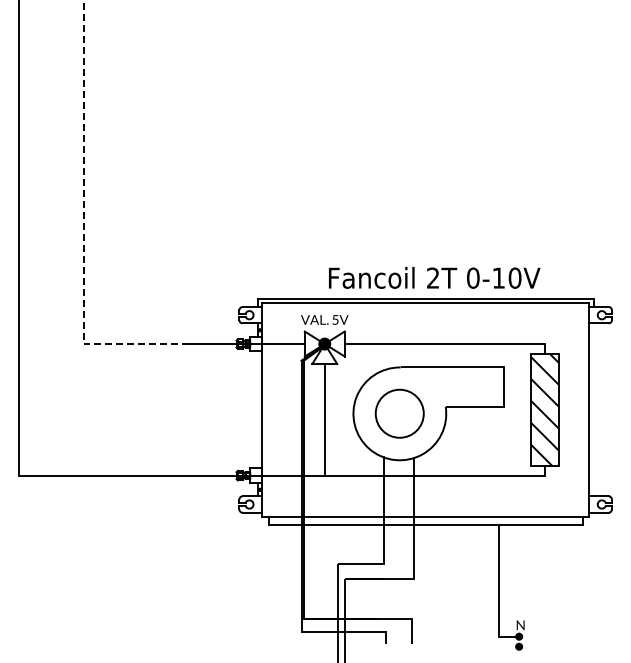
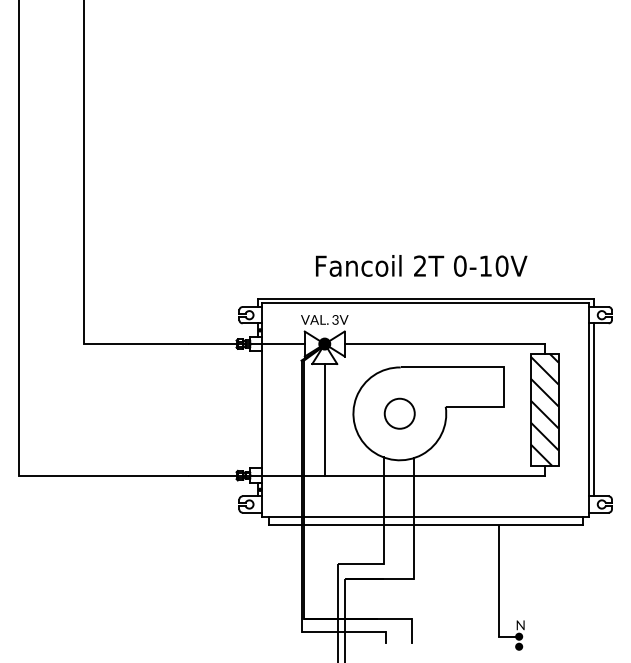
line: dashed -> solid (83, 225)
text position: (434, 277) -> (421, 265) (421, 265)
text: 5V -> 3V (335, 319)
line: none -> present (593, 409)
circle diameter: 48 px -> 30 px (399, 413)
